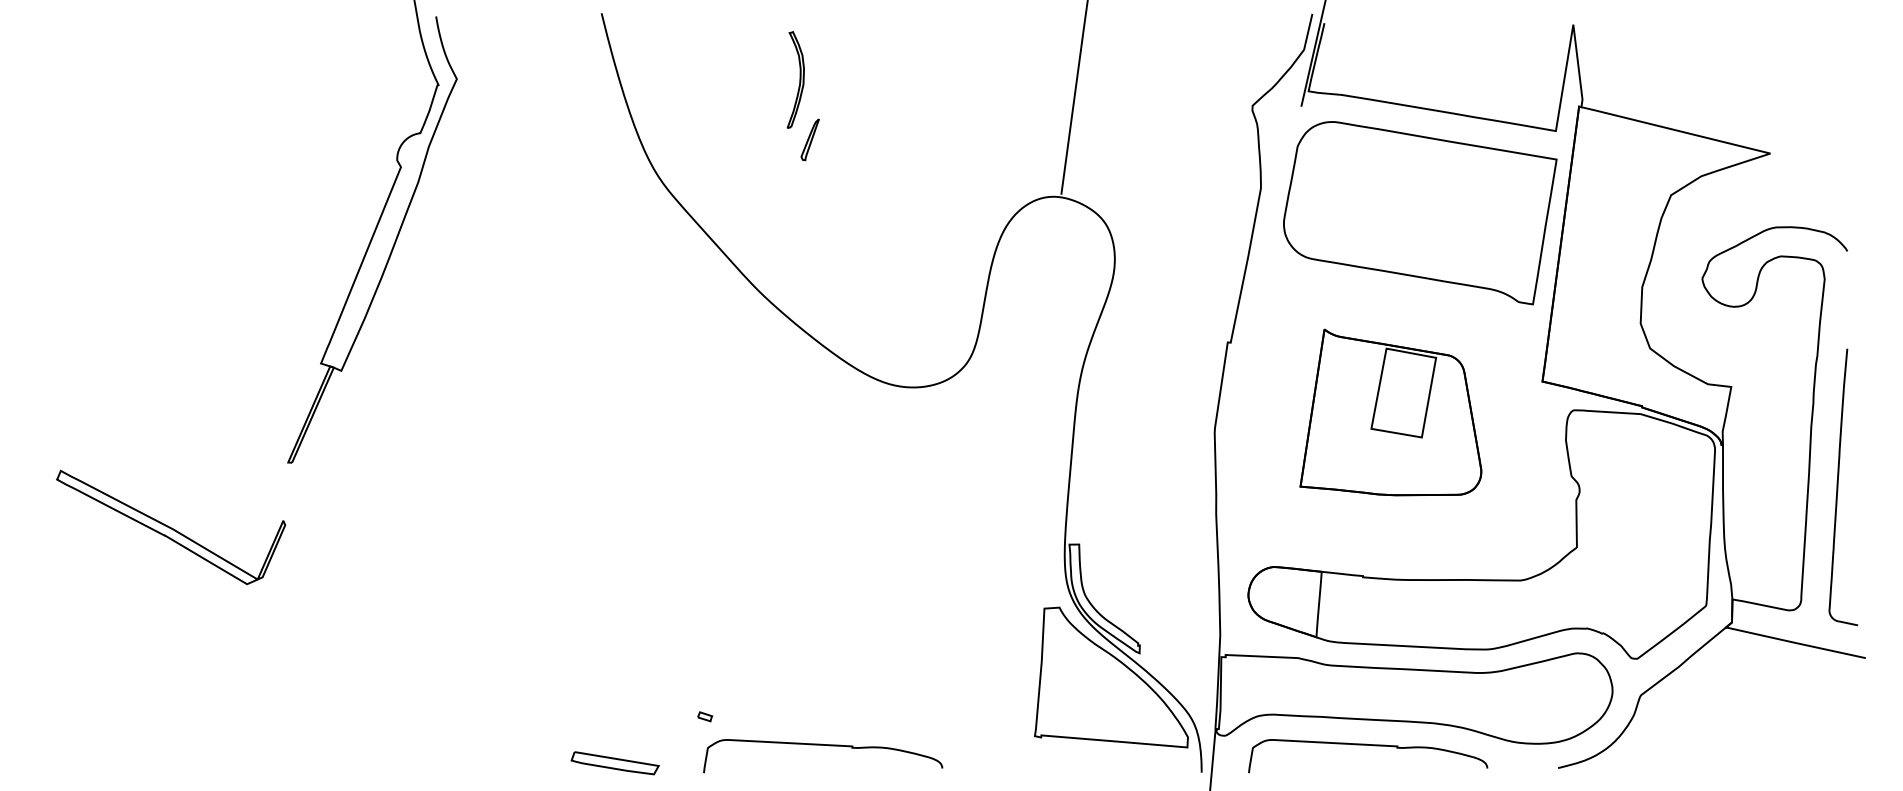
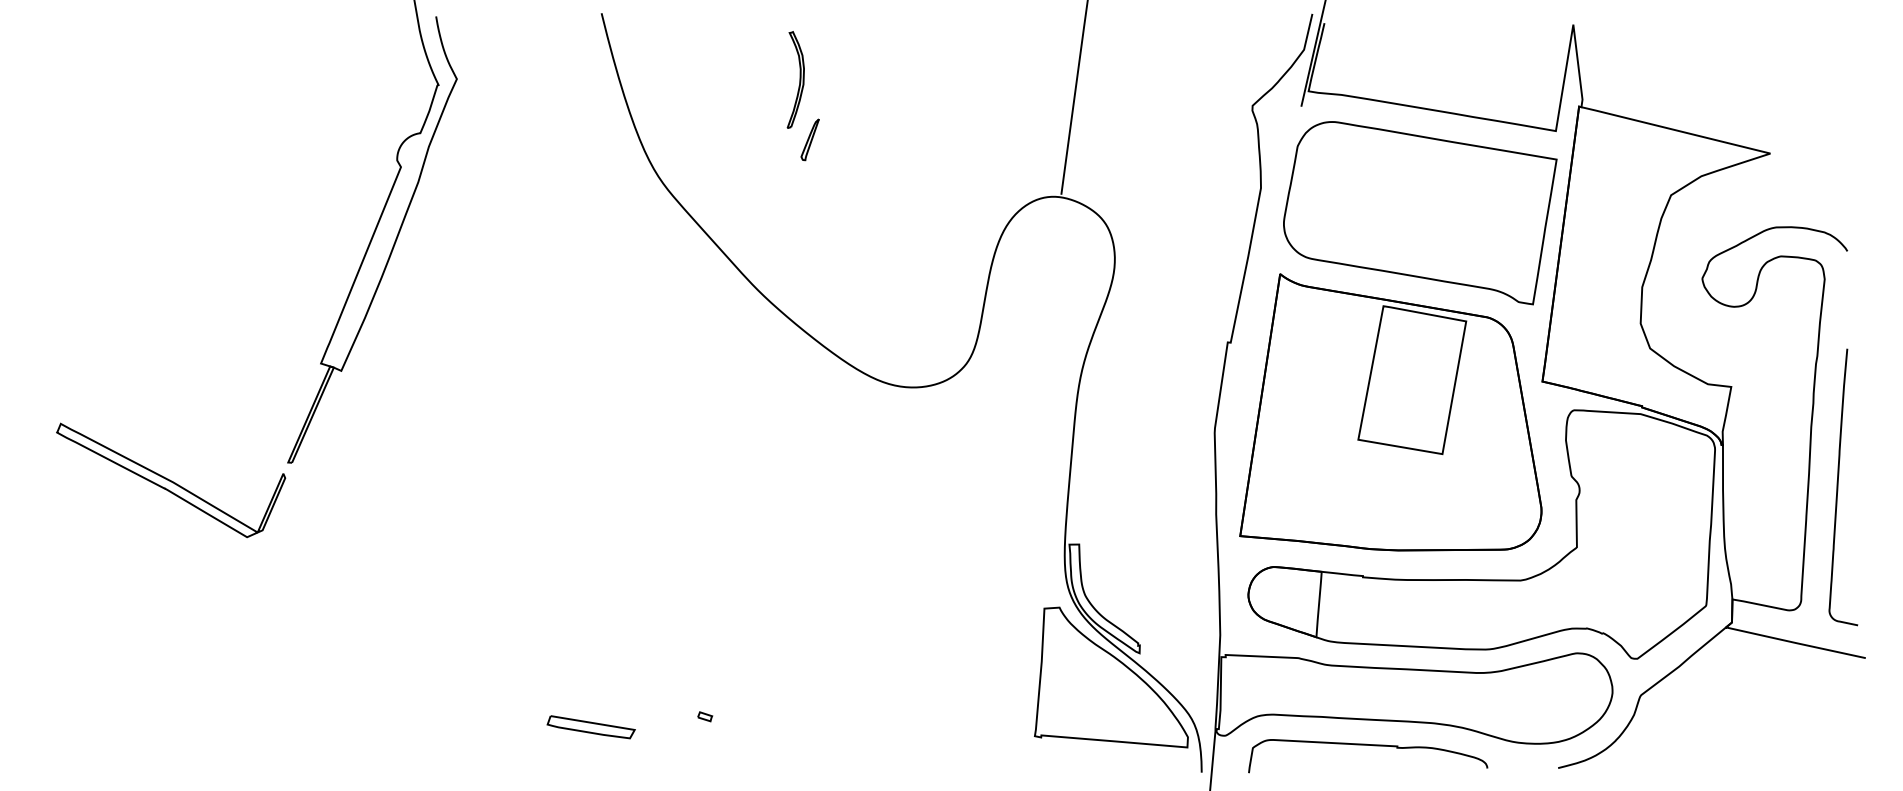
part size: 184x169 px -> 304x279 px (1390, 412)
part position: (171, 527) -> (171, 480) (171, 480)
curve: present -> none (823, 745)
part position: (614, 763) -> (590, 727) (590, 727)
